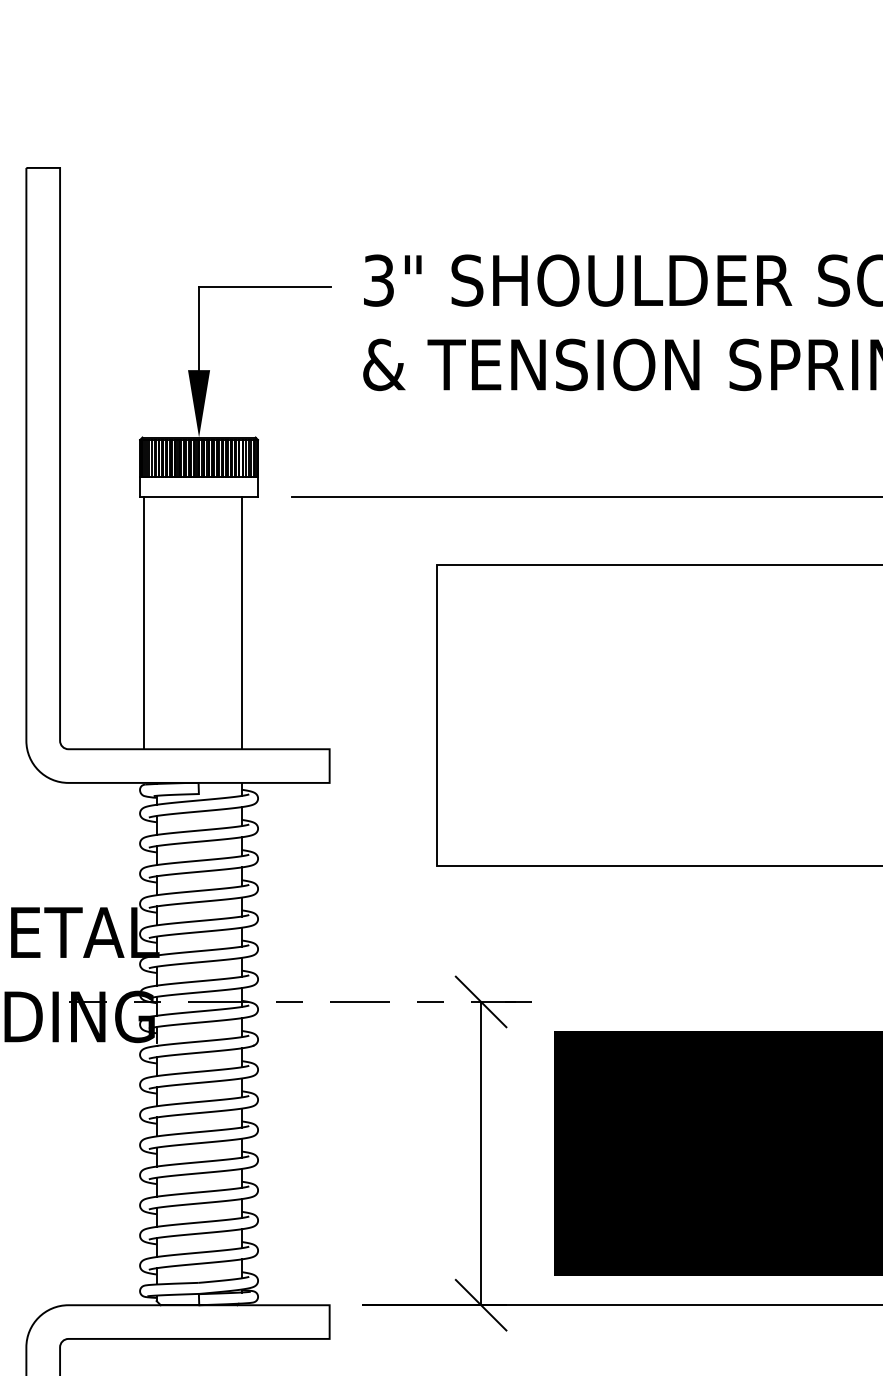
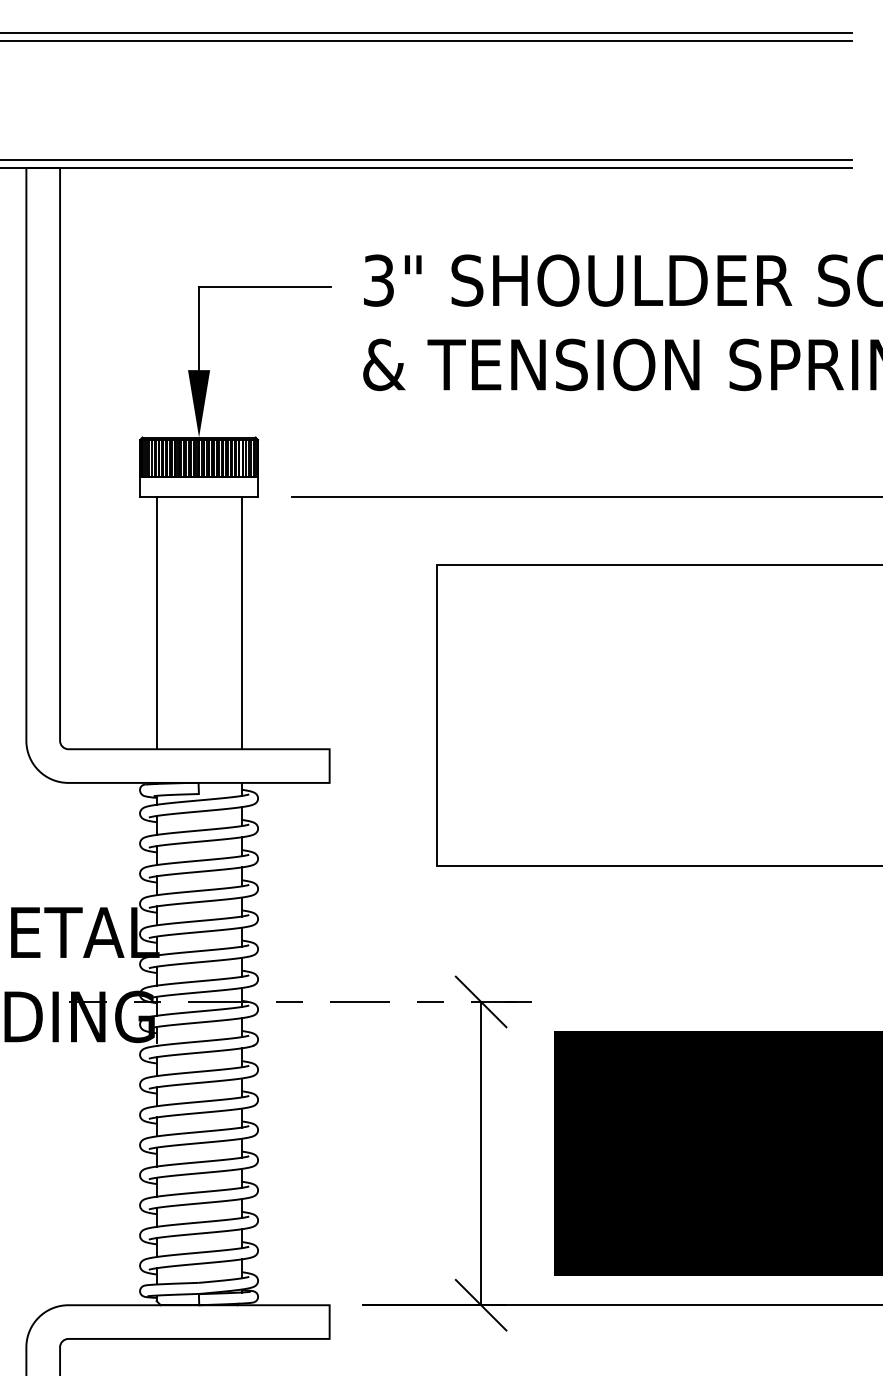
line: none -> present (426, 33)
line: none -> present (426, 41)
line: none -> present (426, 159)
line: none -> present (426, 167)
line position: (143, 622) -> (156, 622) (156, 622)
